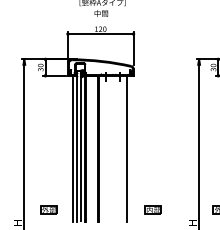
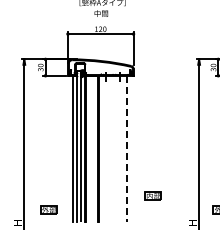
line: solid -> dashed (126, 149)
part position: (152, 209) -> (152, 195) (152, 195)
